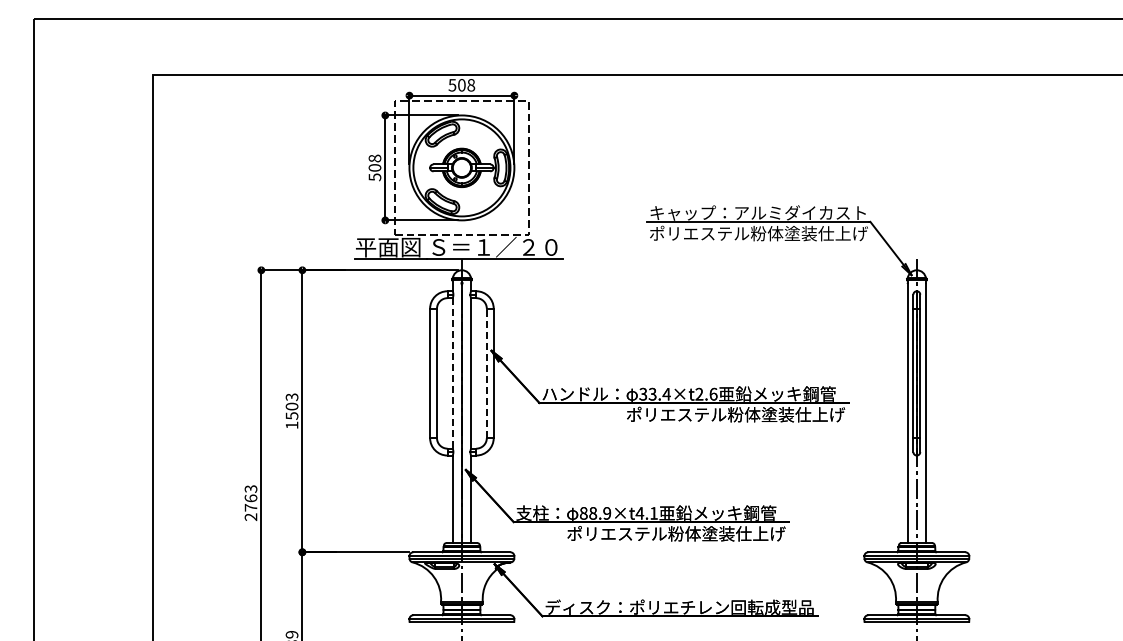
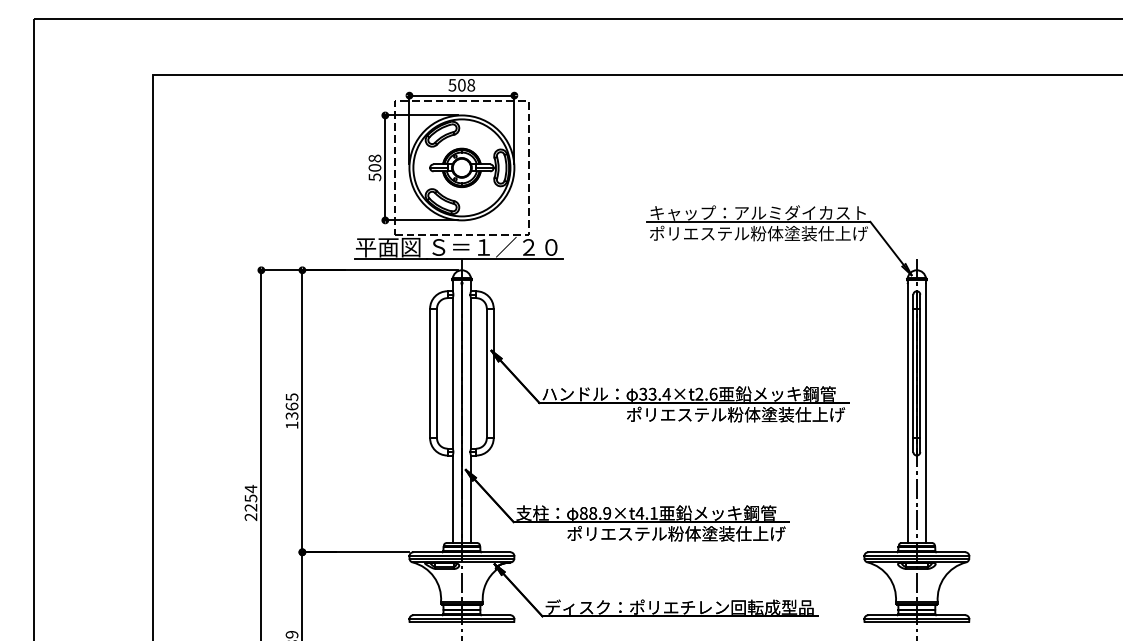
line: dashed -> solid (452, 373)
line: dashed -> solid (486, 373)
text: 1503 -> 1365 (291, 406)
text: 2763 -> 2254 (250, 497)
